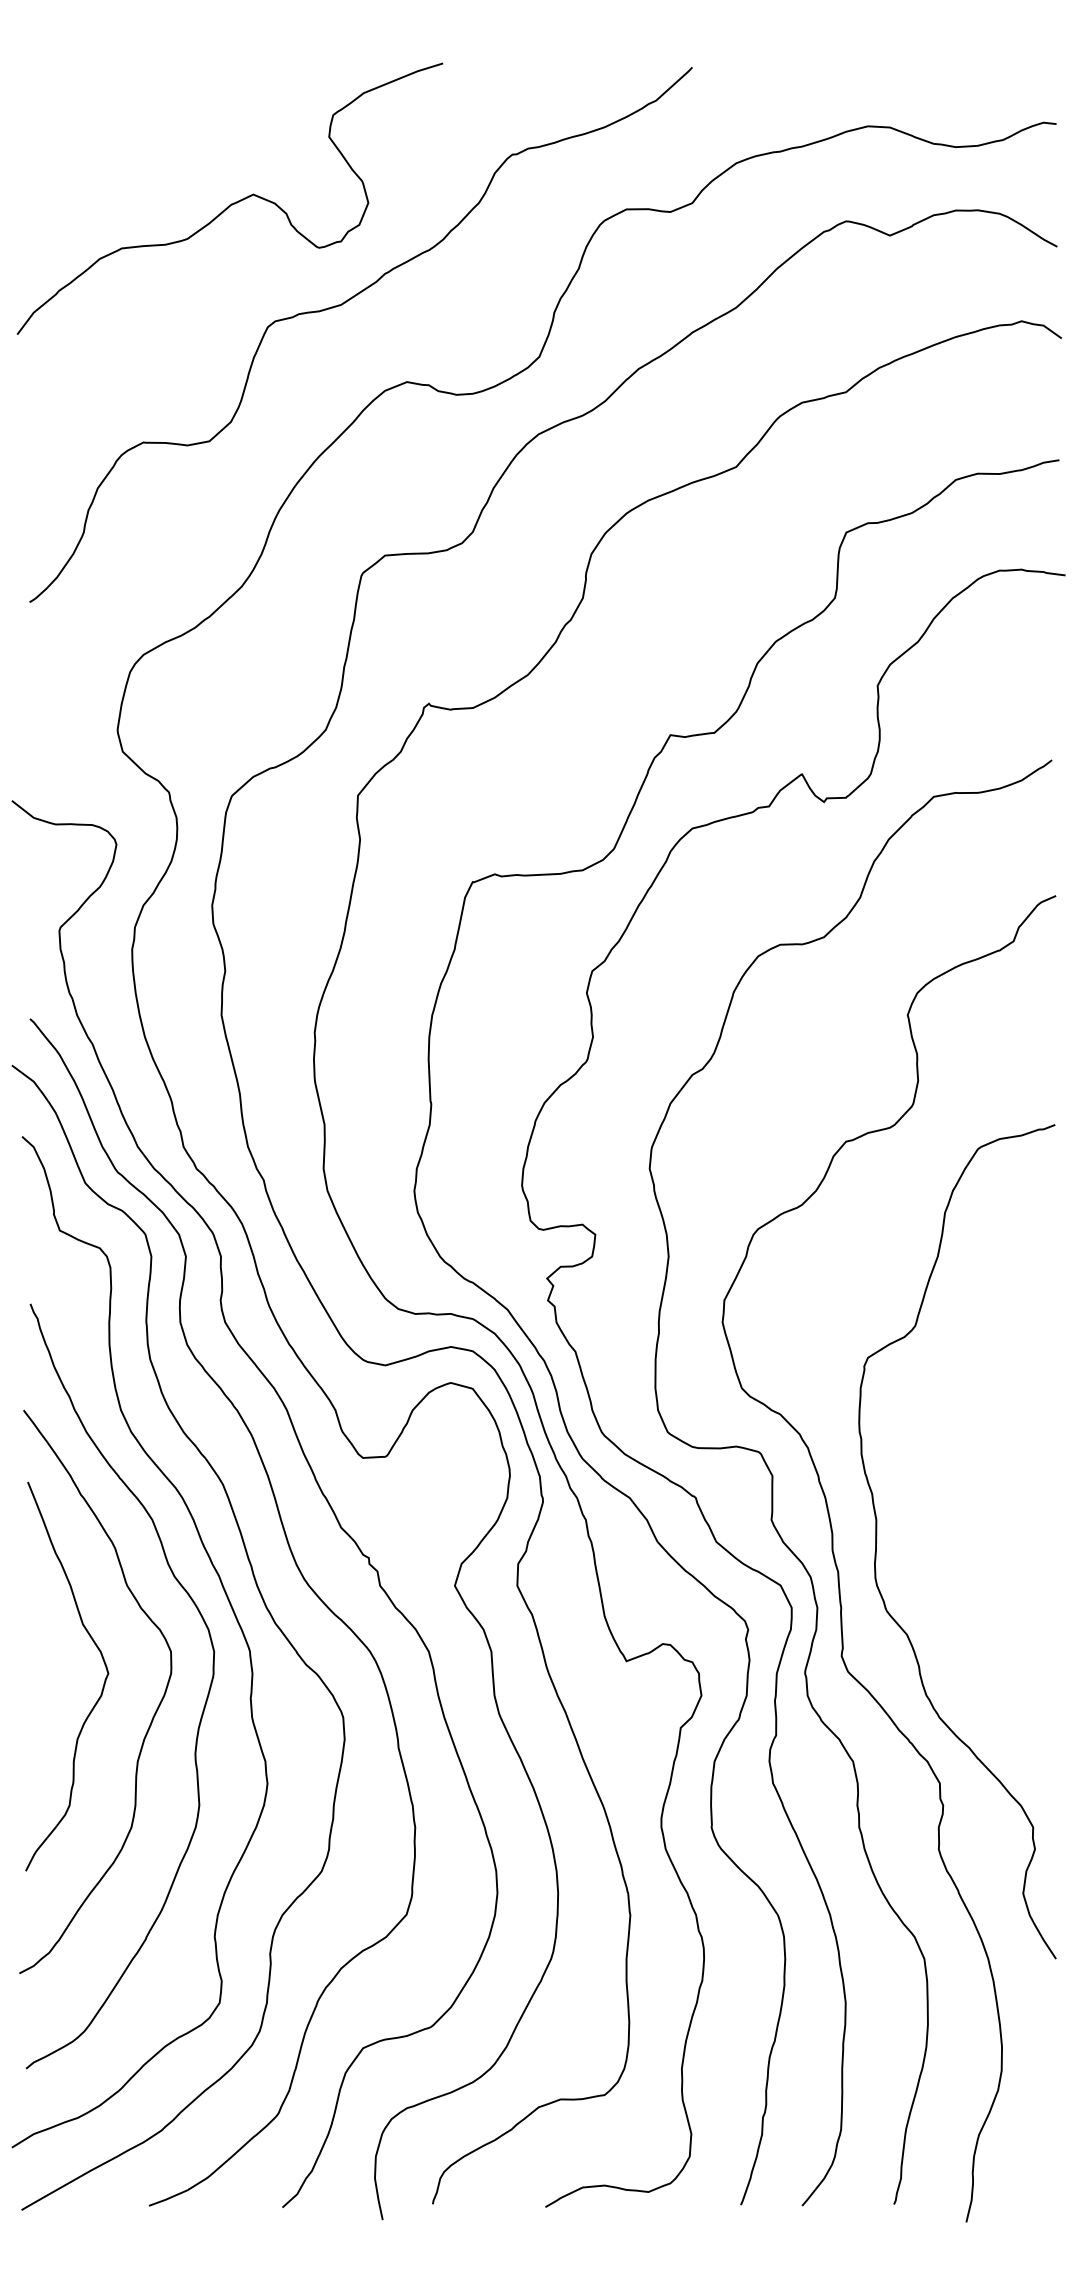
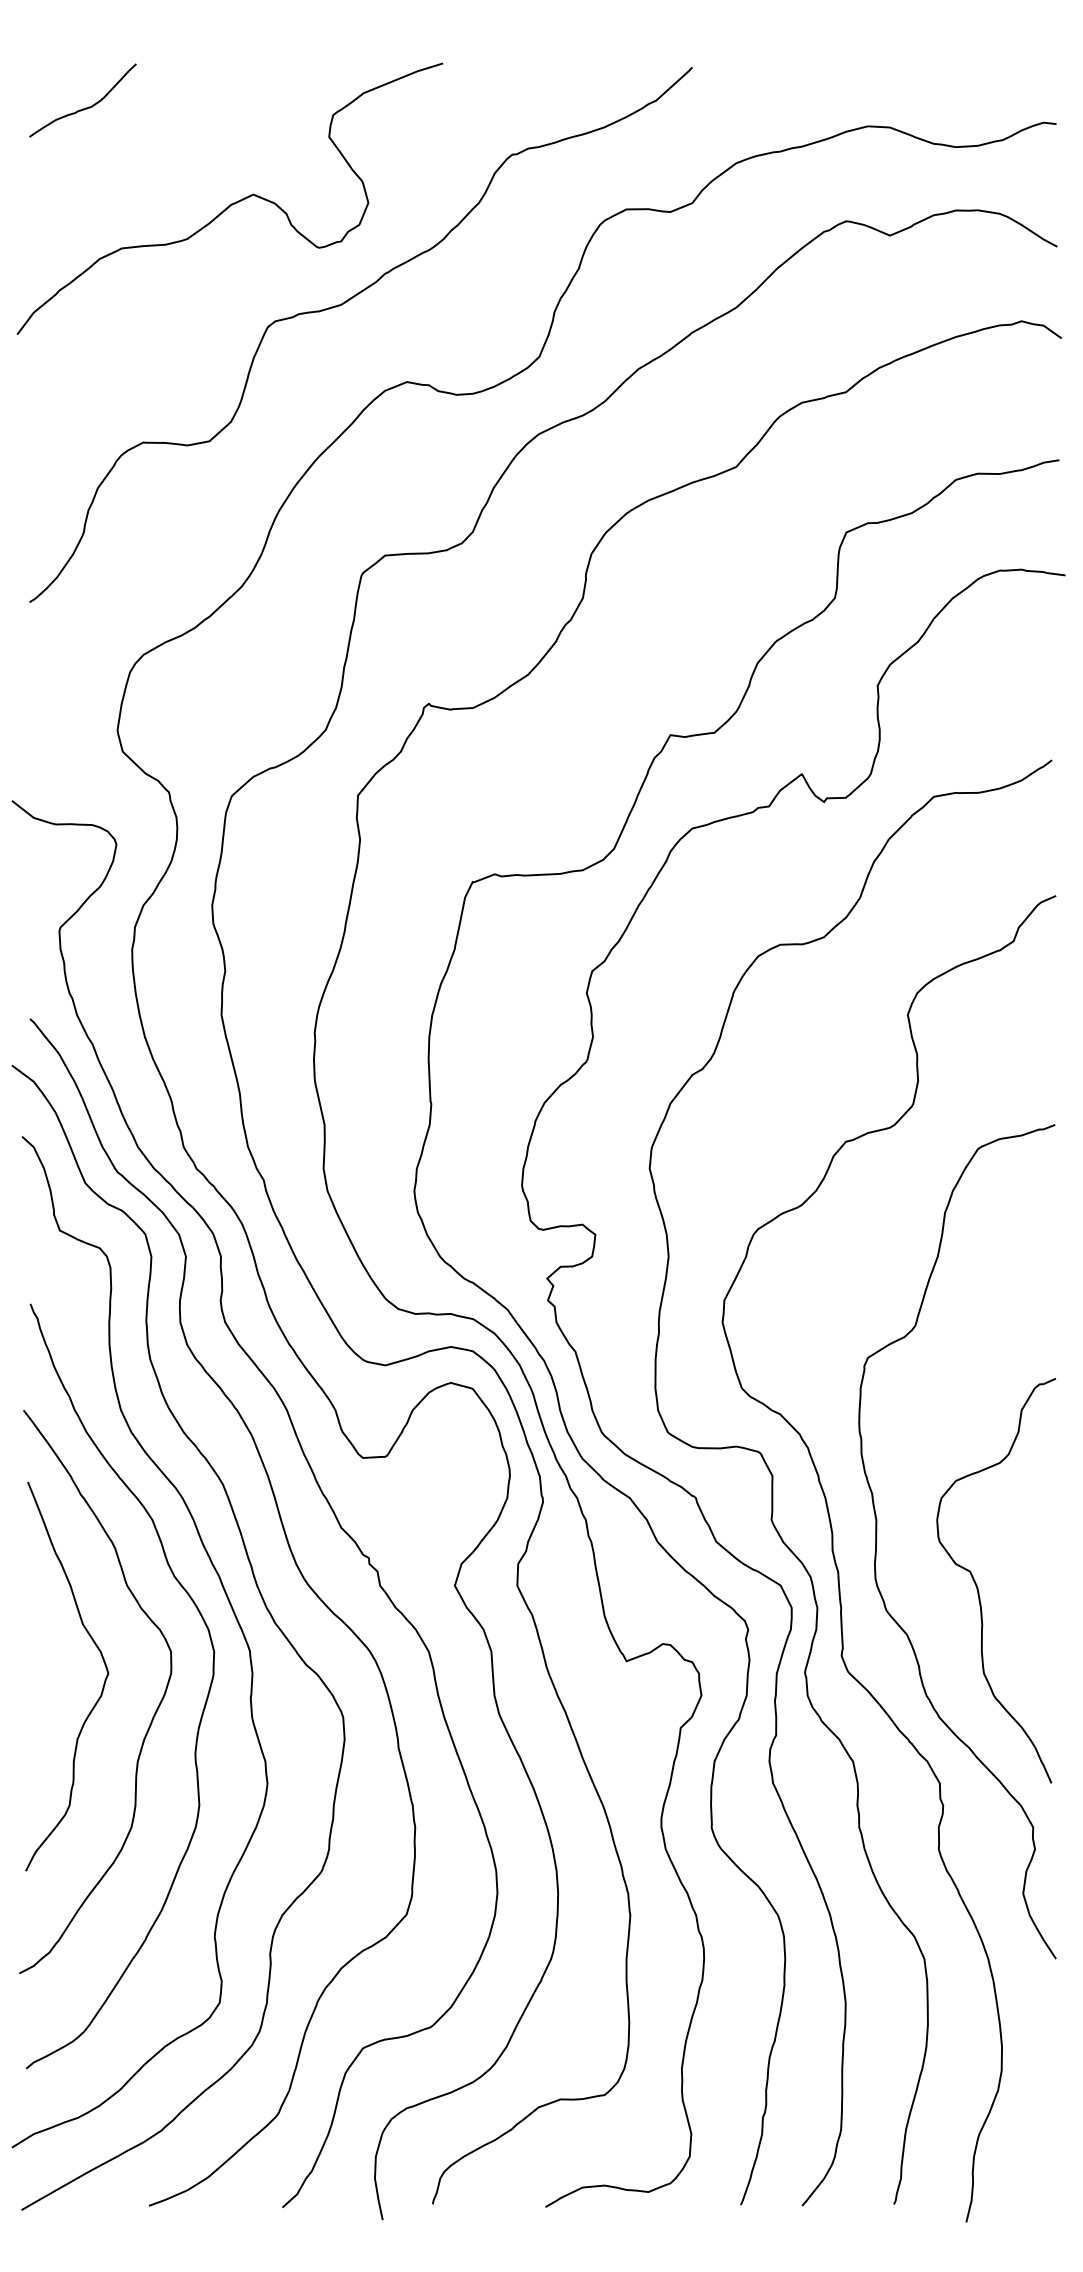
curve: none -> present (85, 107)
curve: none -> present (978, 1587)
